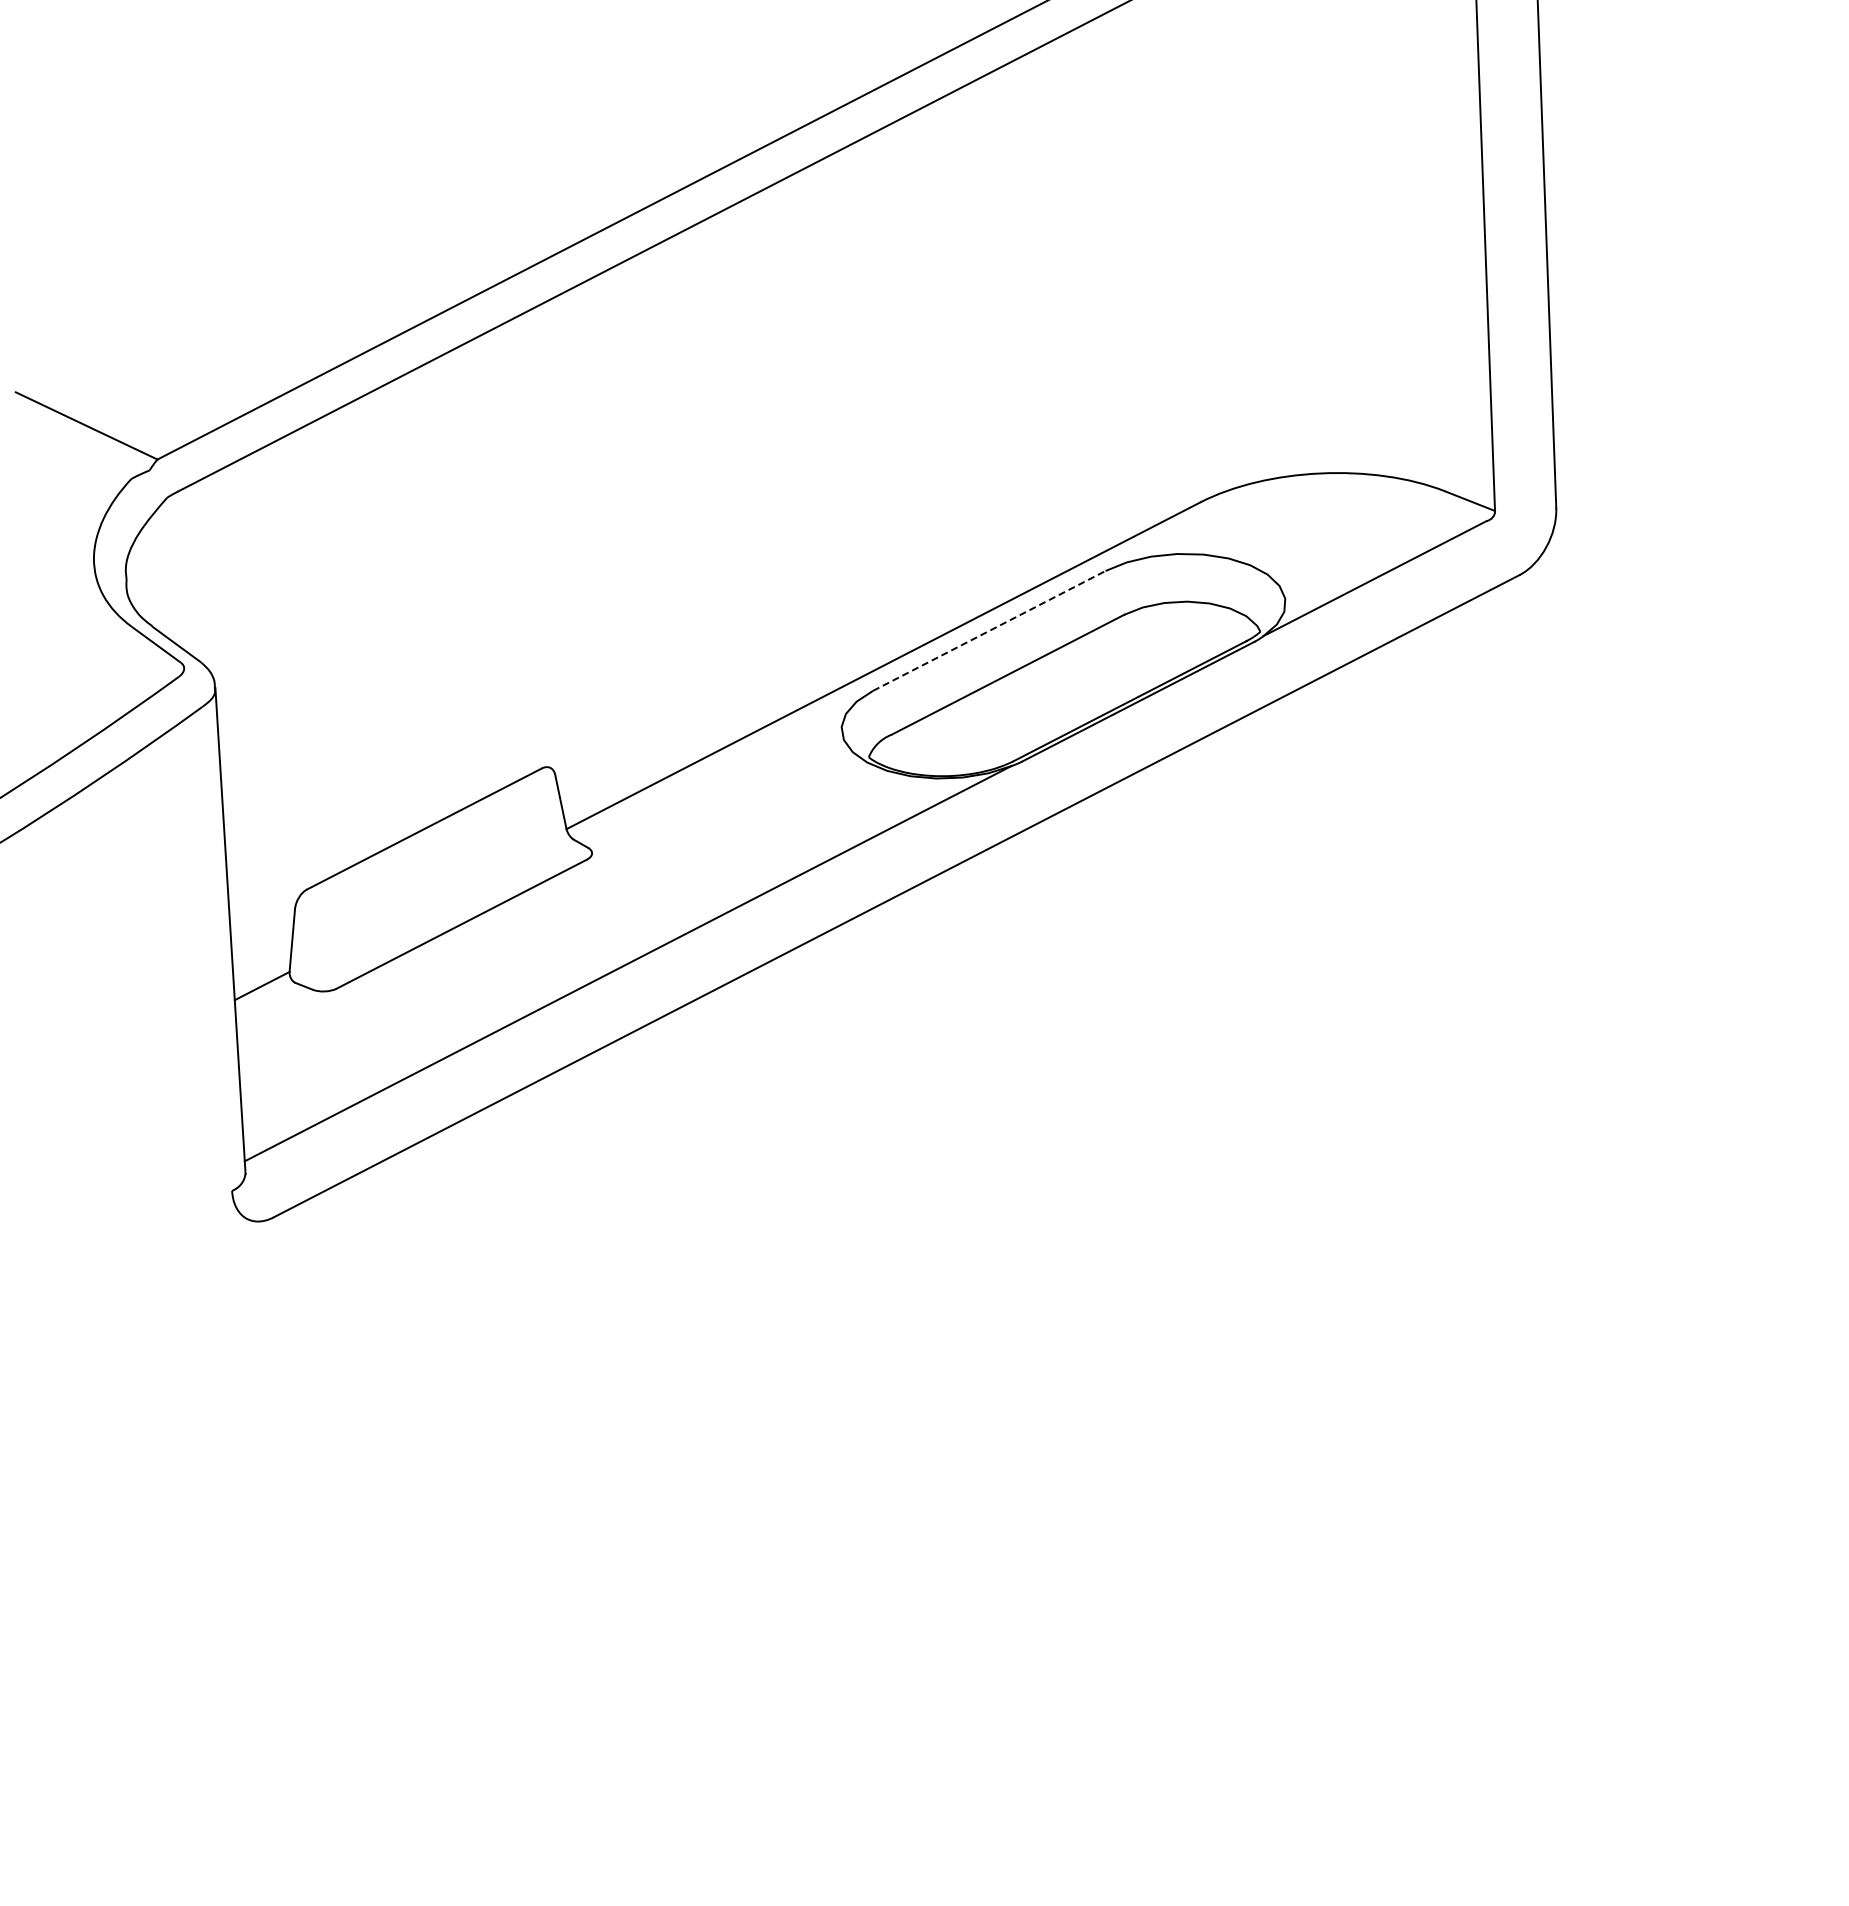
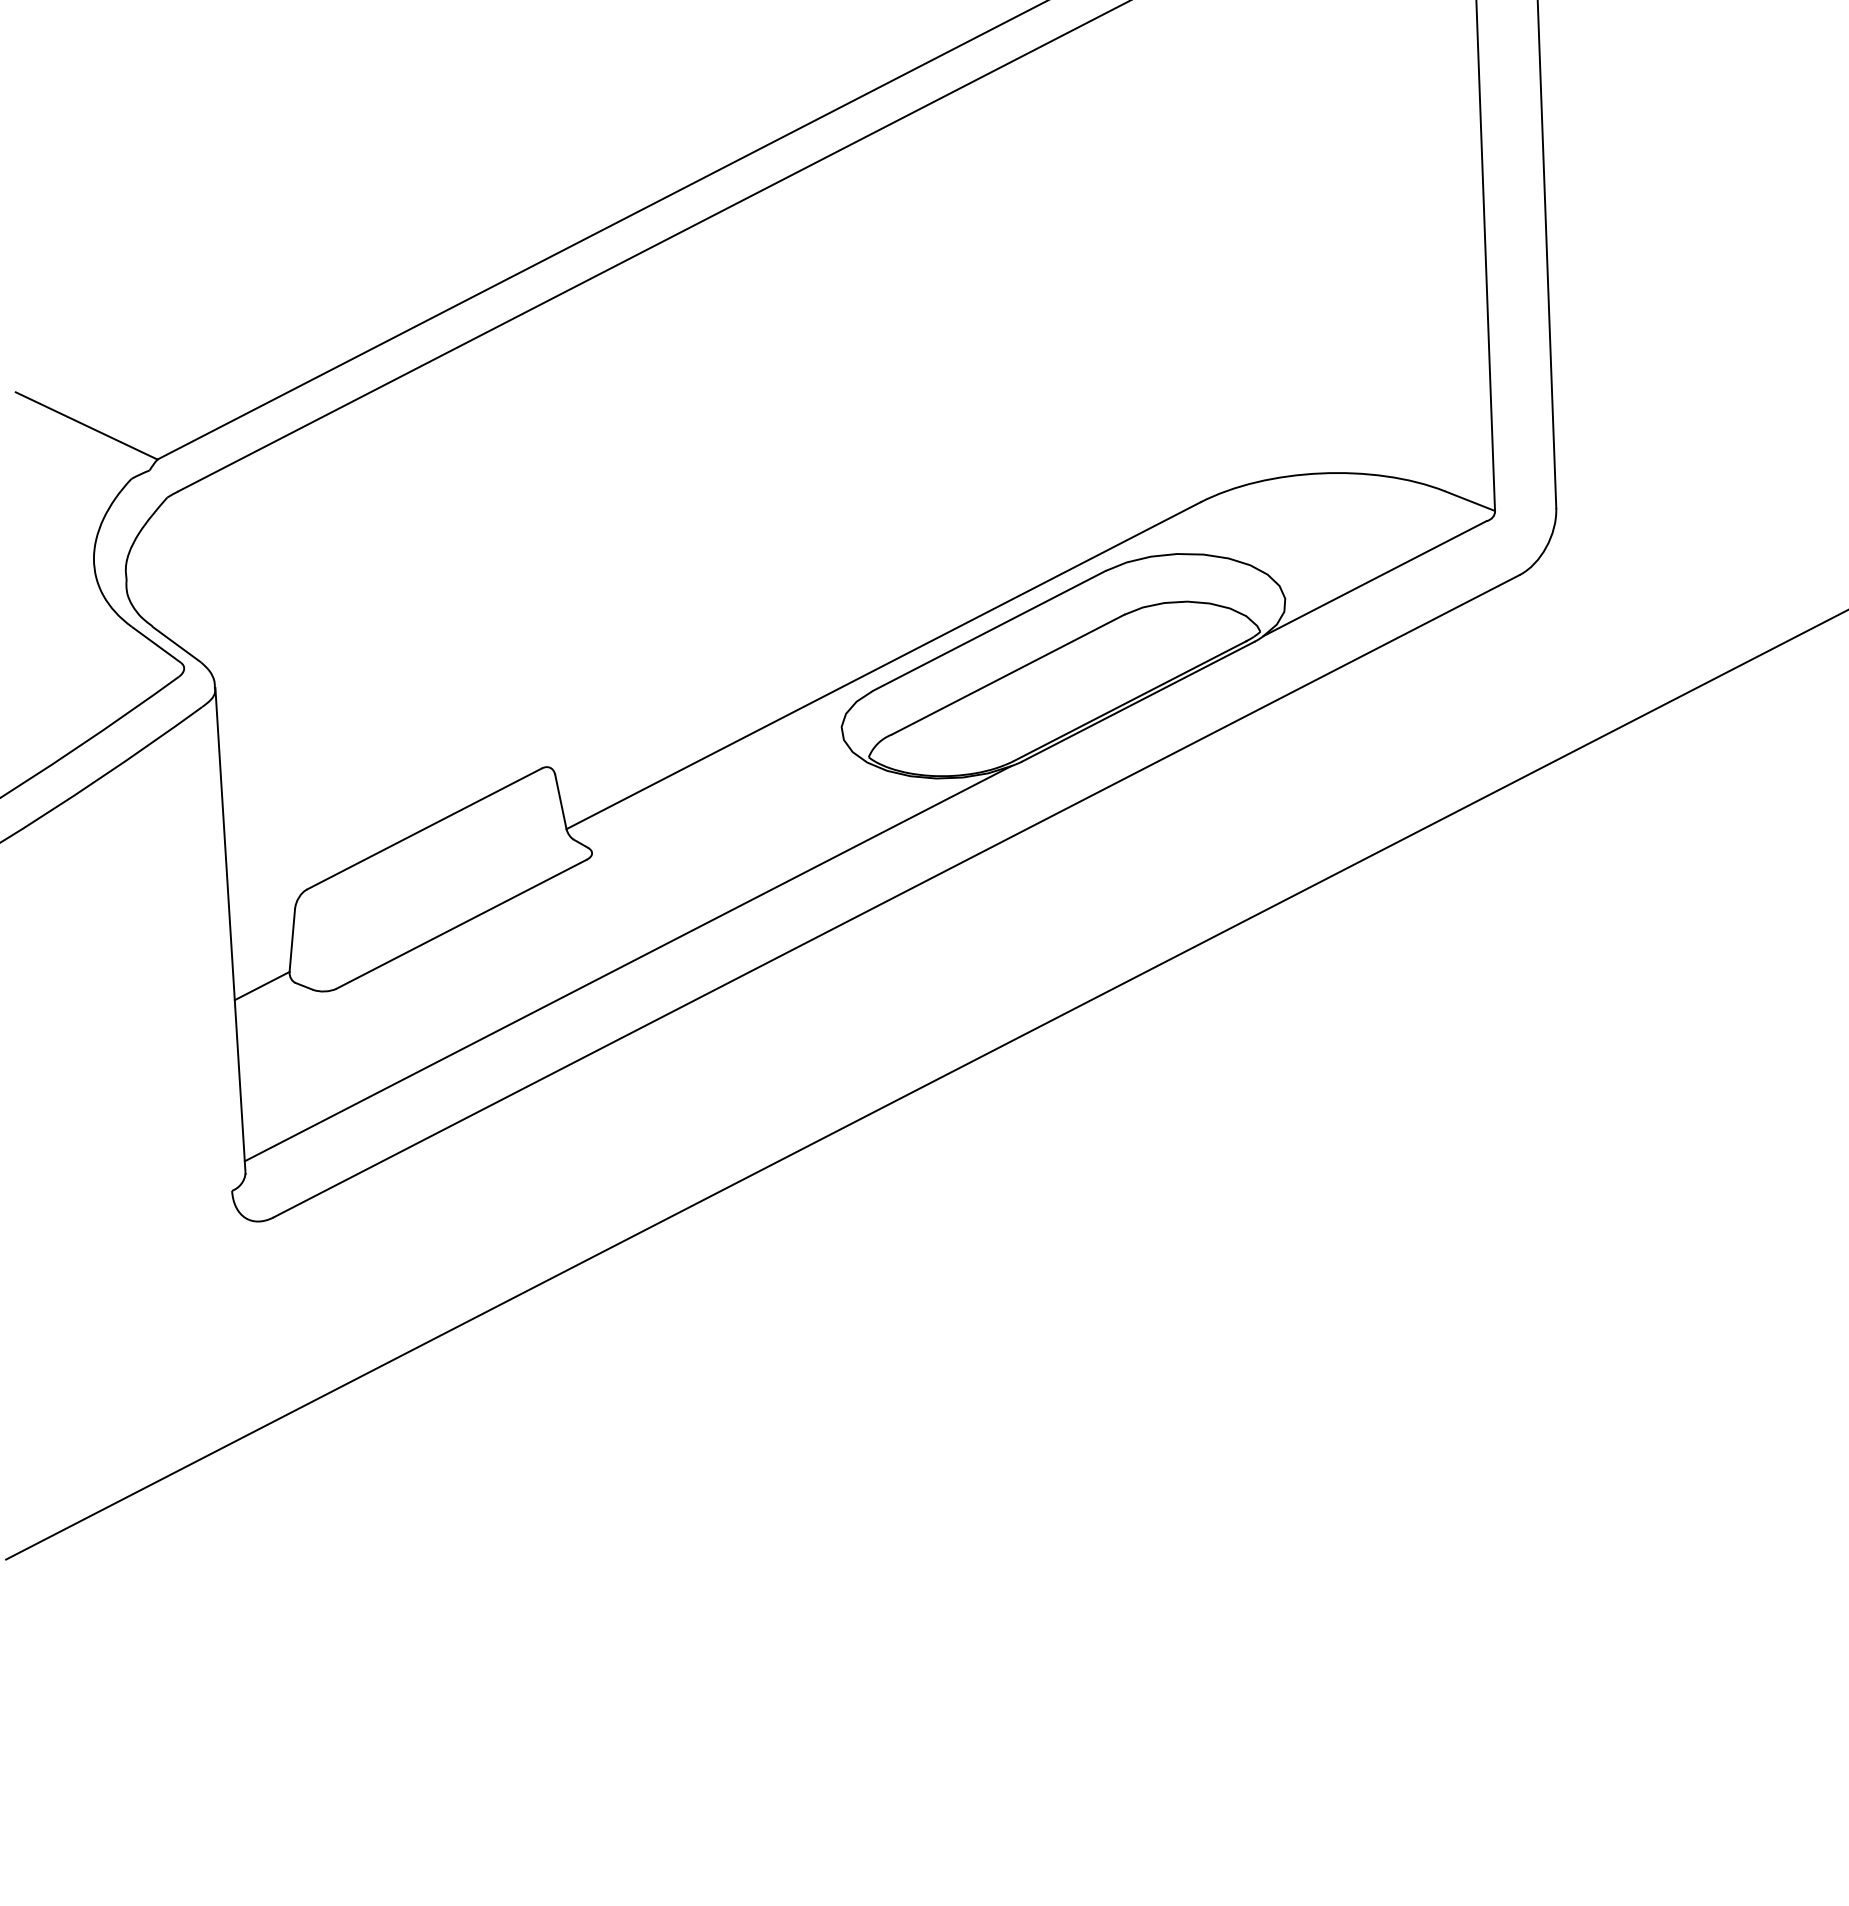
line: dashed -> solid (989, 630)
line: none -> present (925, 1085)
